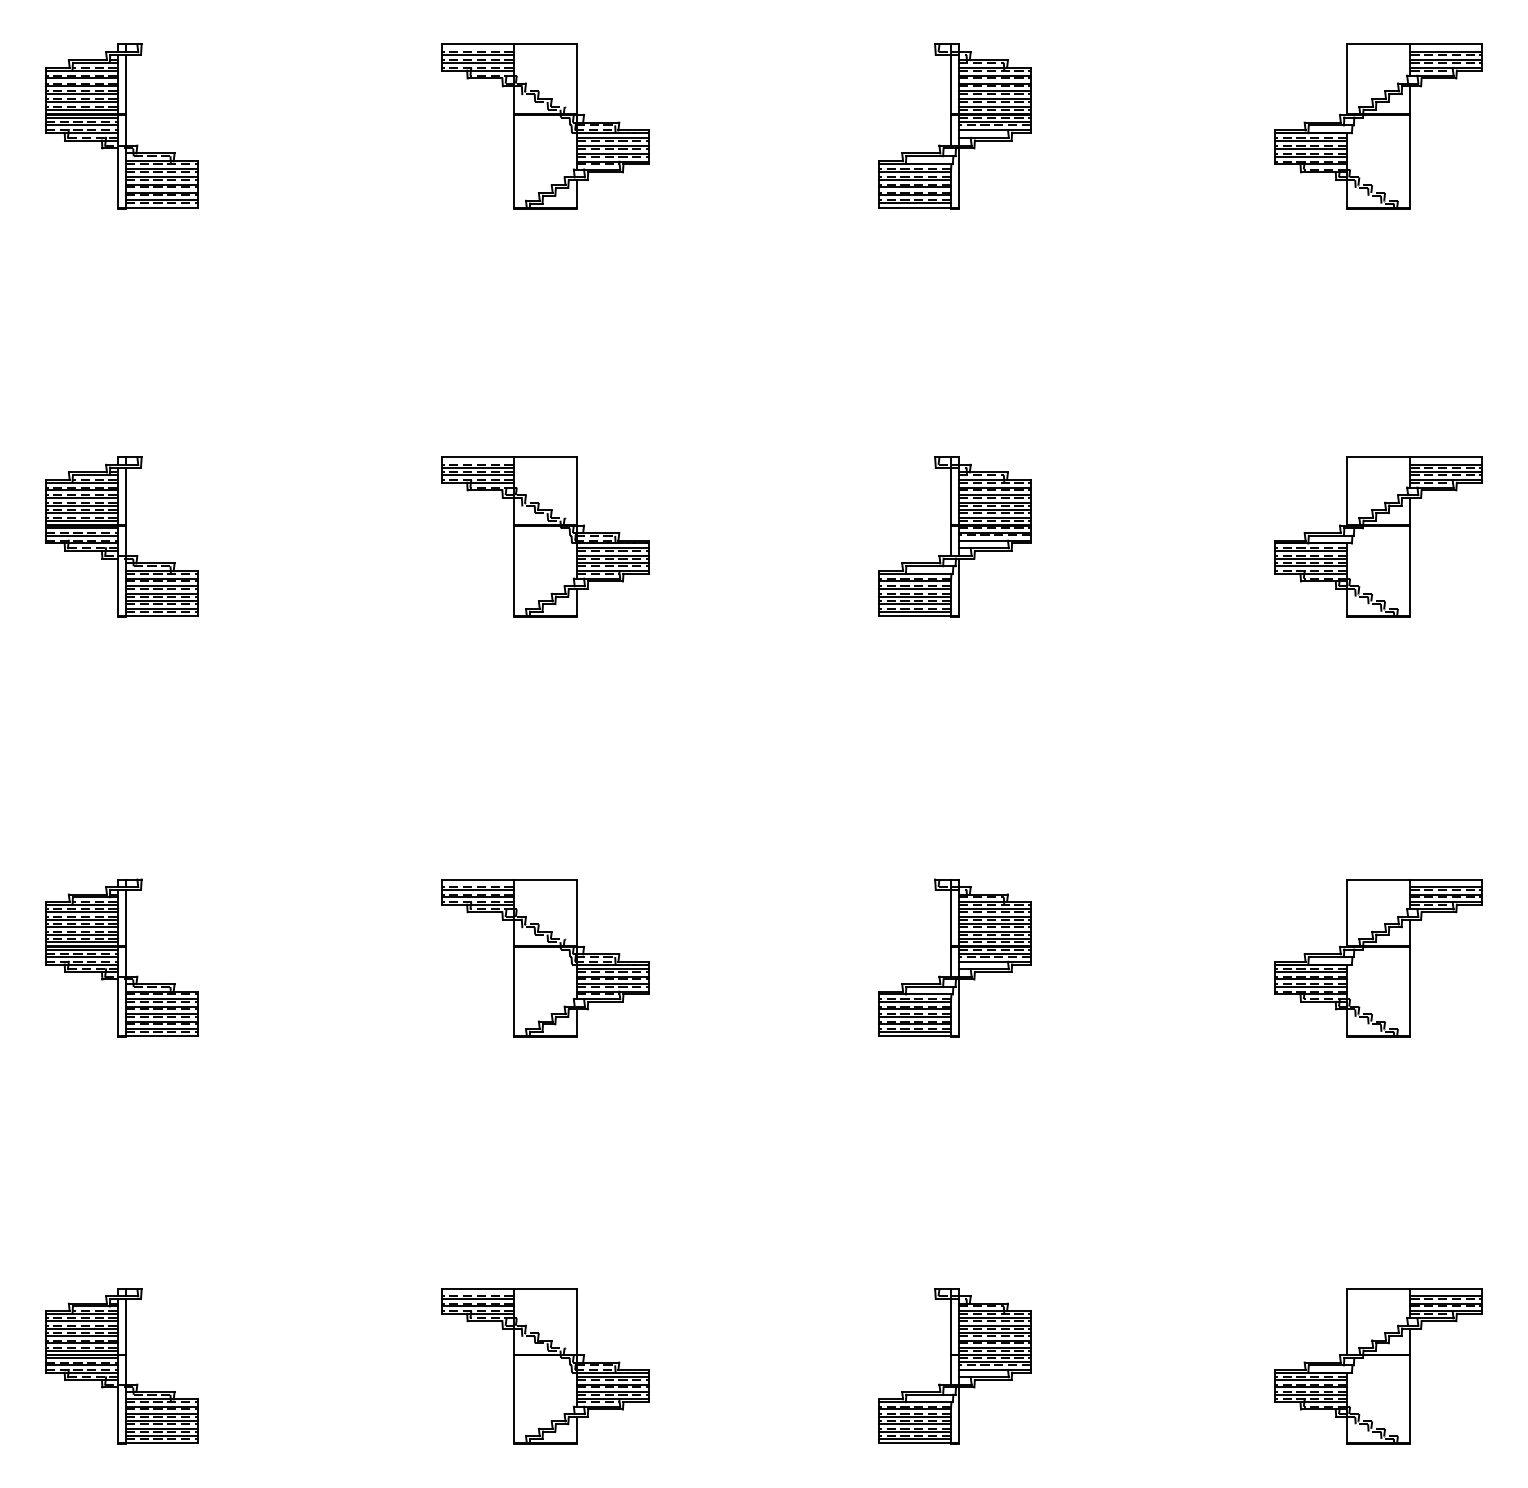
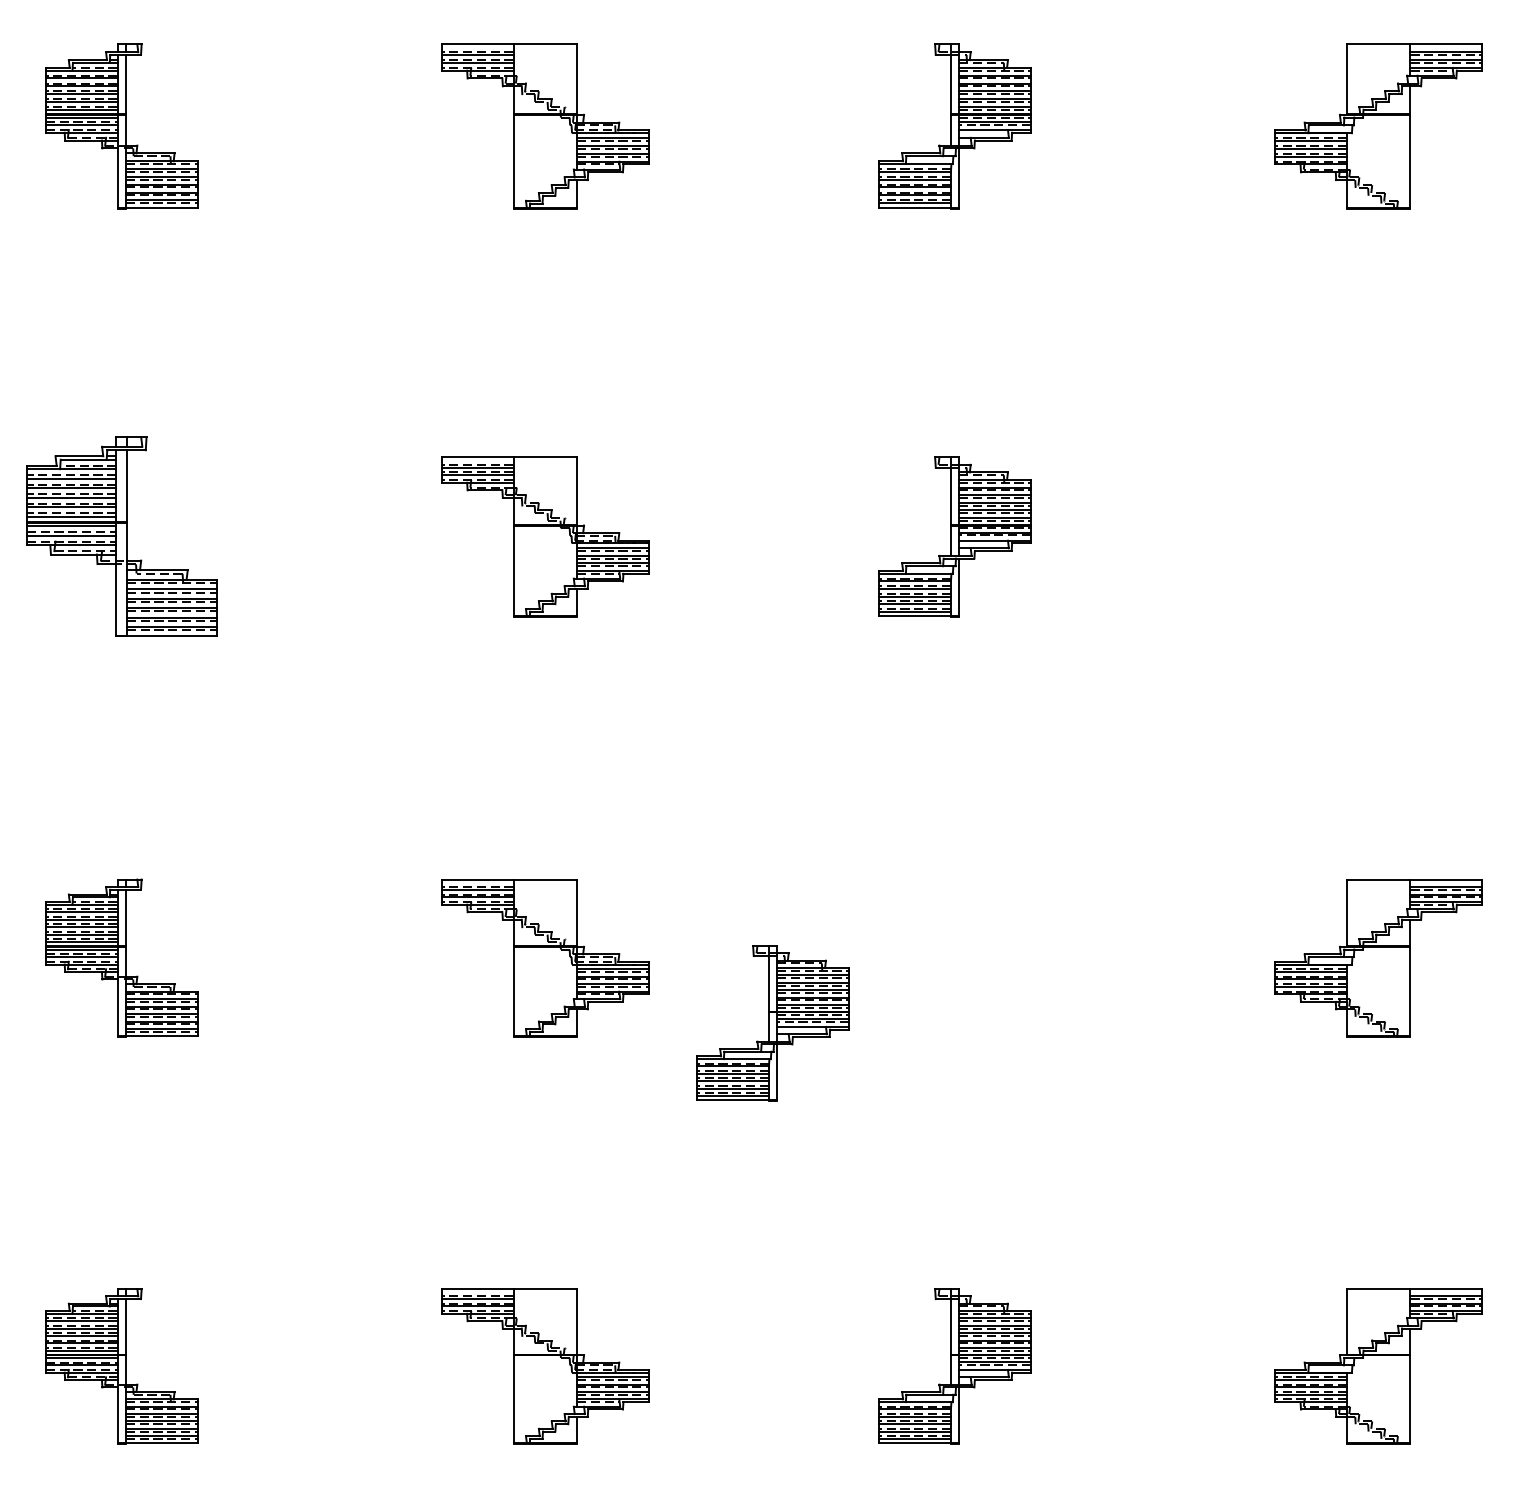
part size: 154x162 px -> 192x201 px (121, 536)
part: present -> none (1378, 536)
part: present -> none (954, 957)
part: none -> present (772, 1023)
